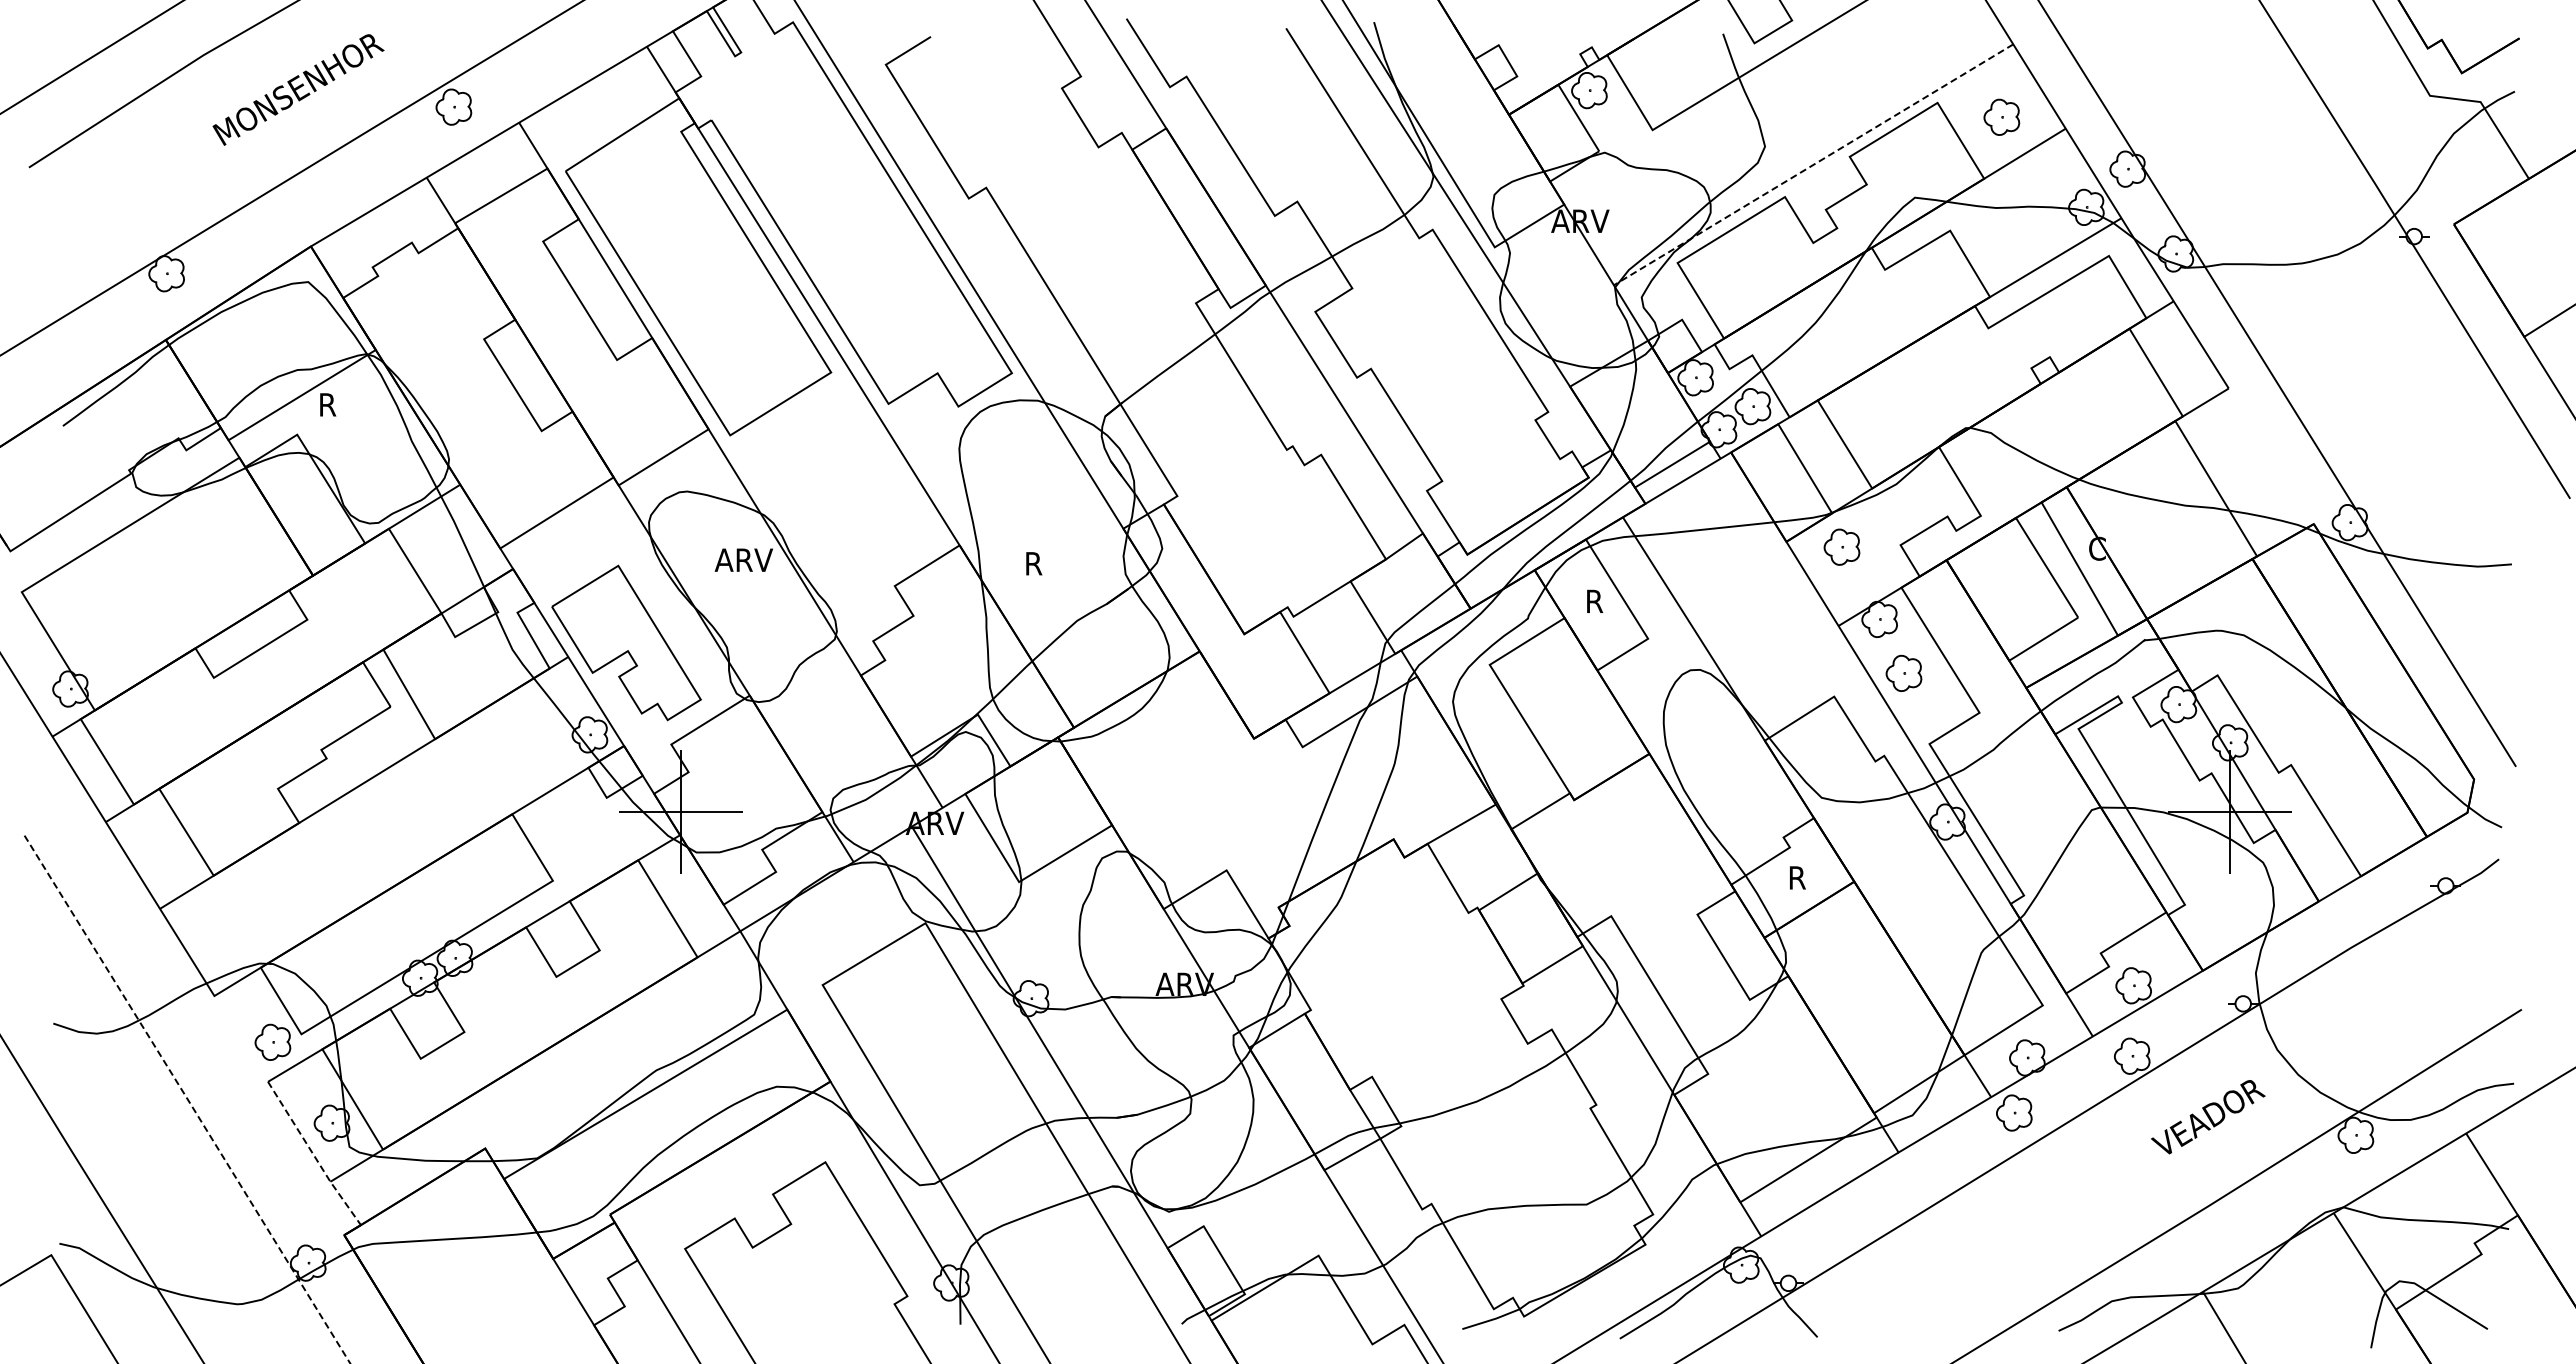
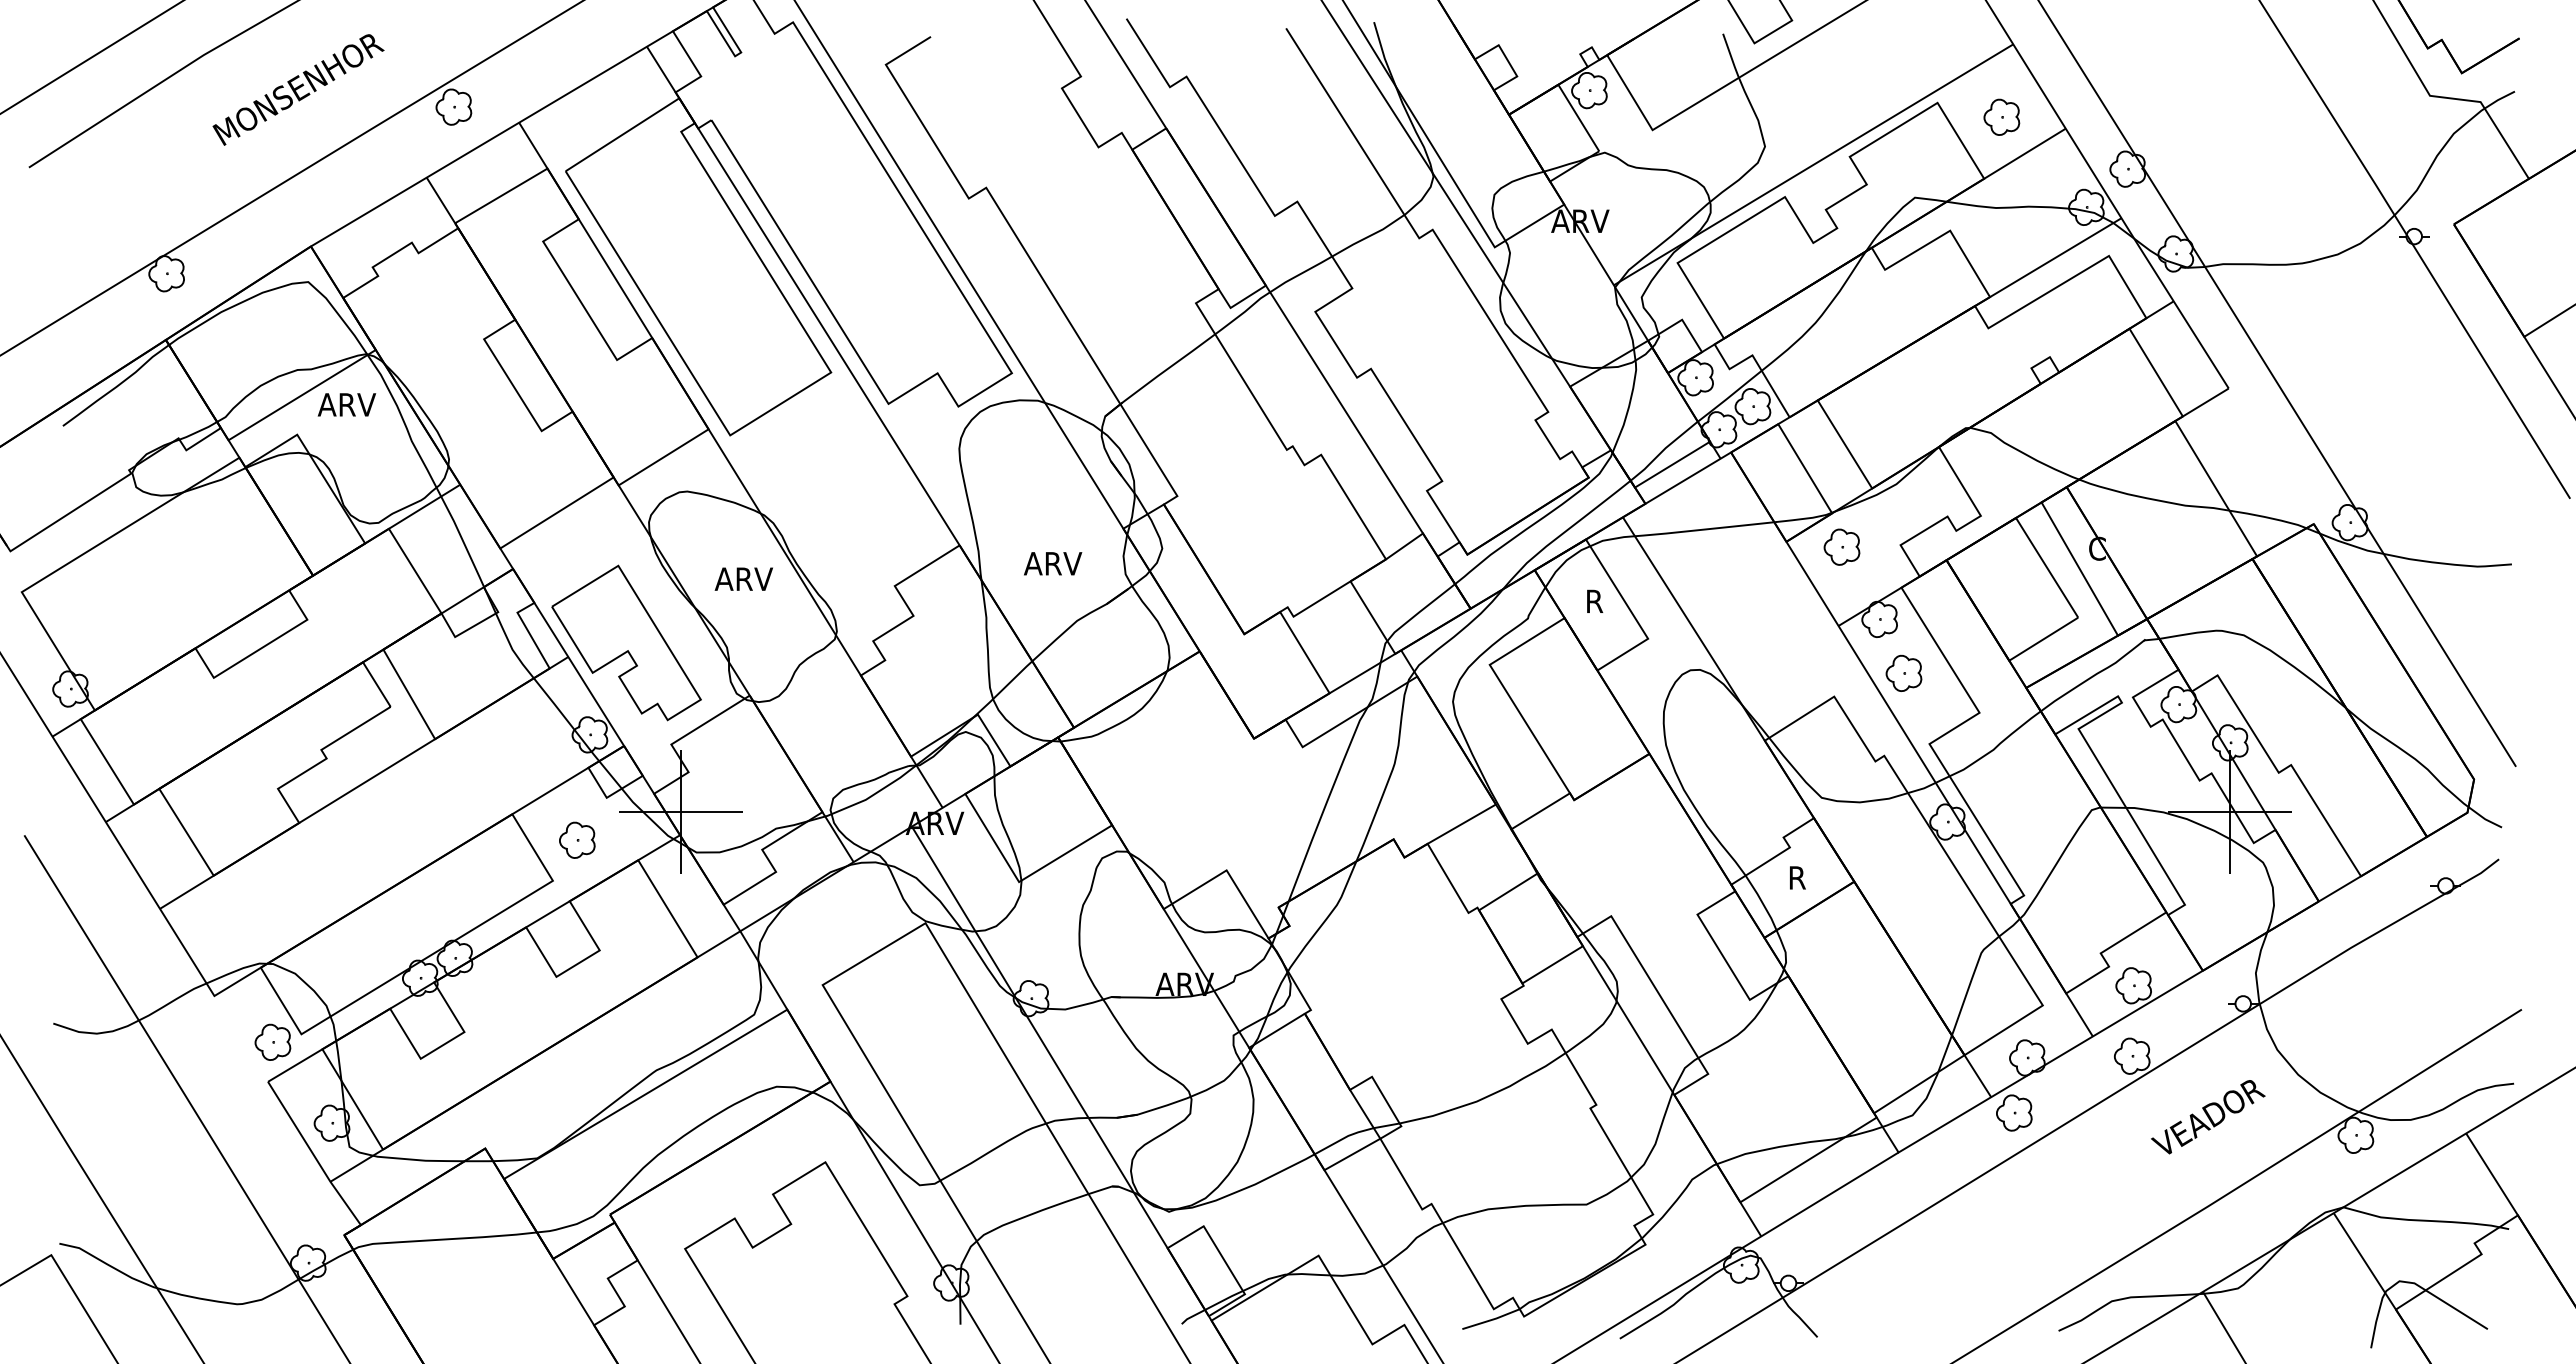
line: dashed -> solid (1813, 165)
text: R -> ARV (346, 404)
text position: (743, 559) -> (743, 578) (743, 578)
text: R -> ARV (1053, 563)
part: none -> present (577, 839)
line: dashed -> solid (187, 1098)
line: dashed -> solid (313, 1154)
